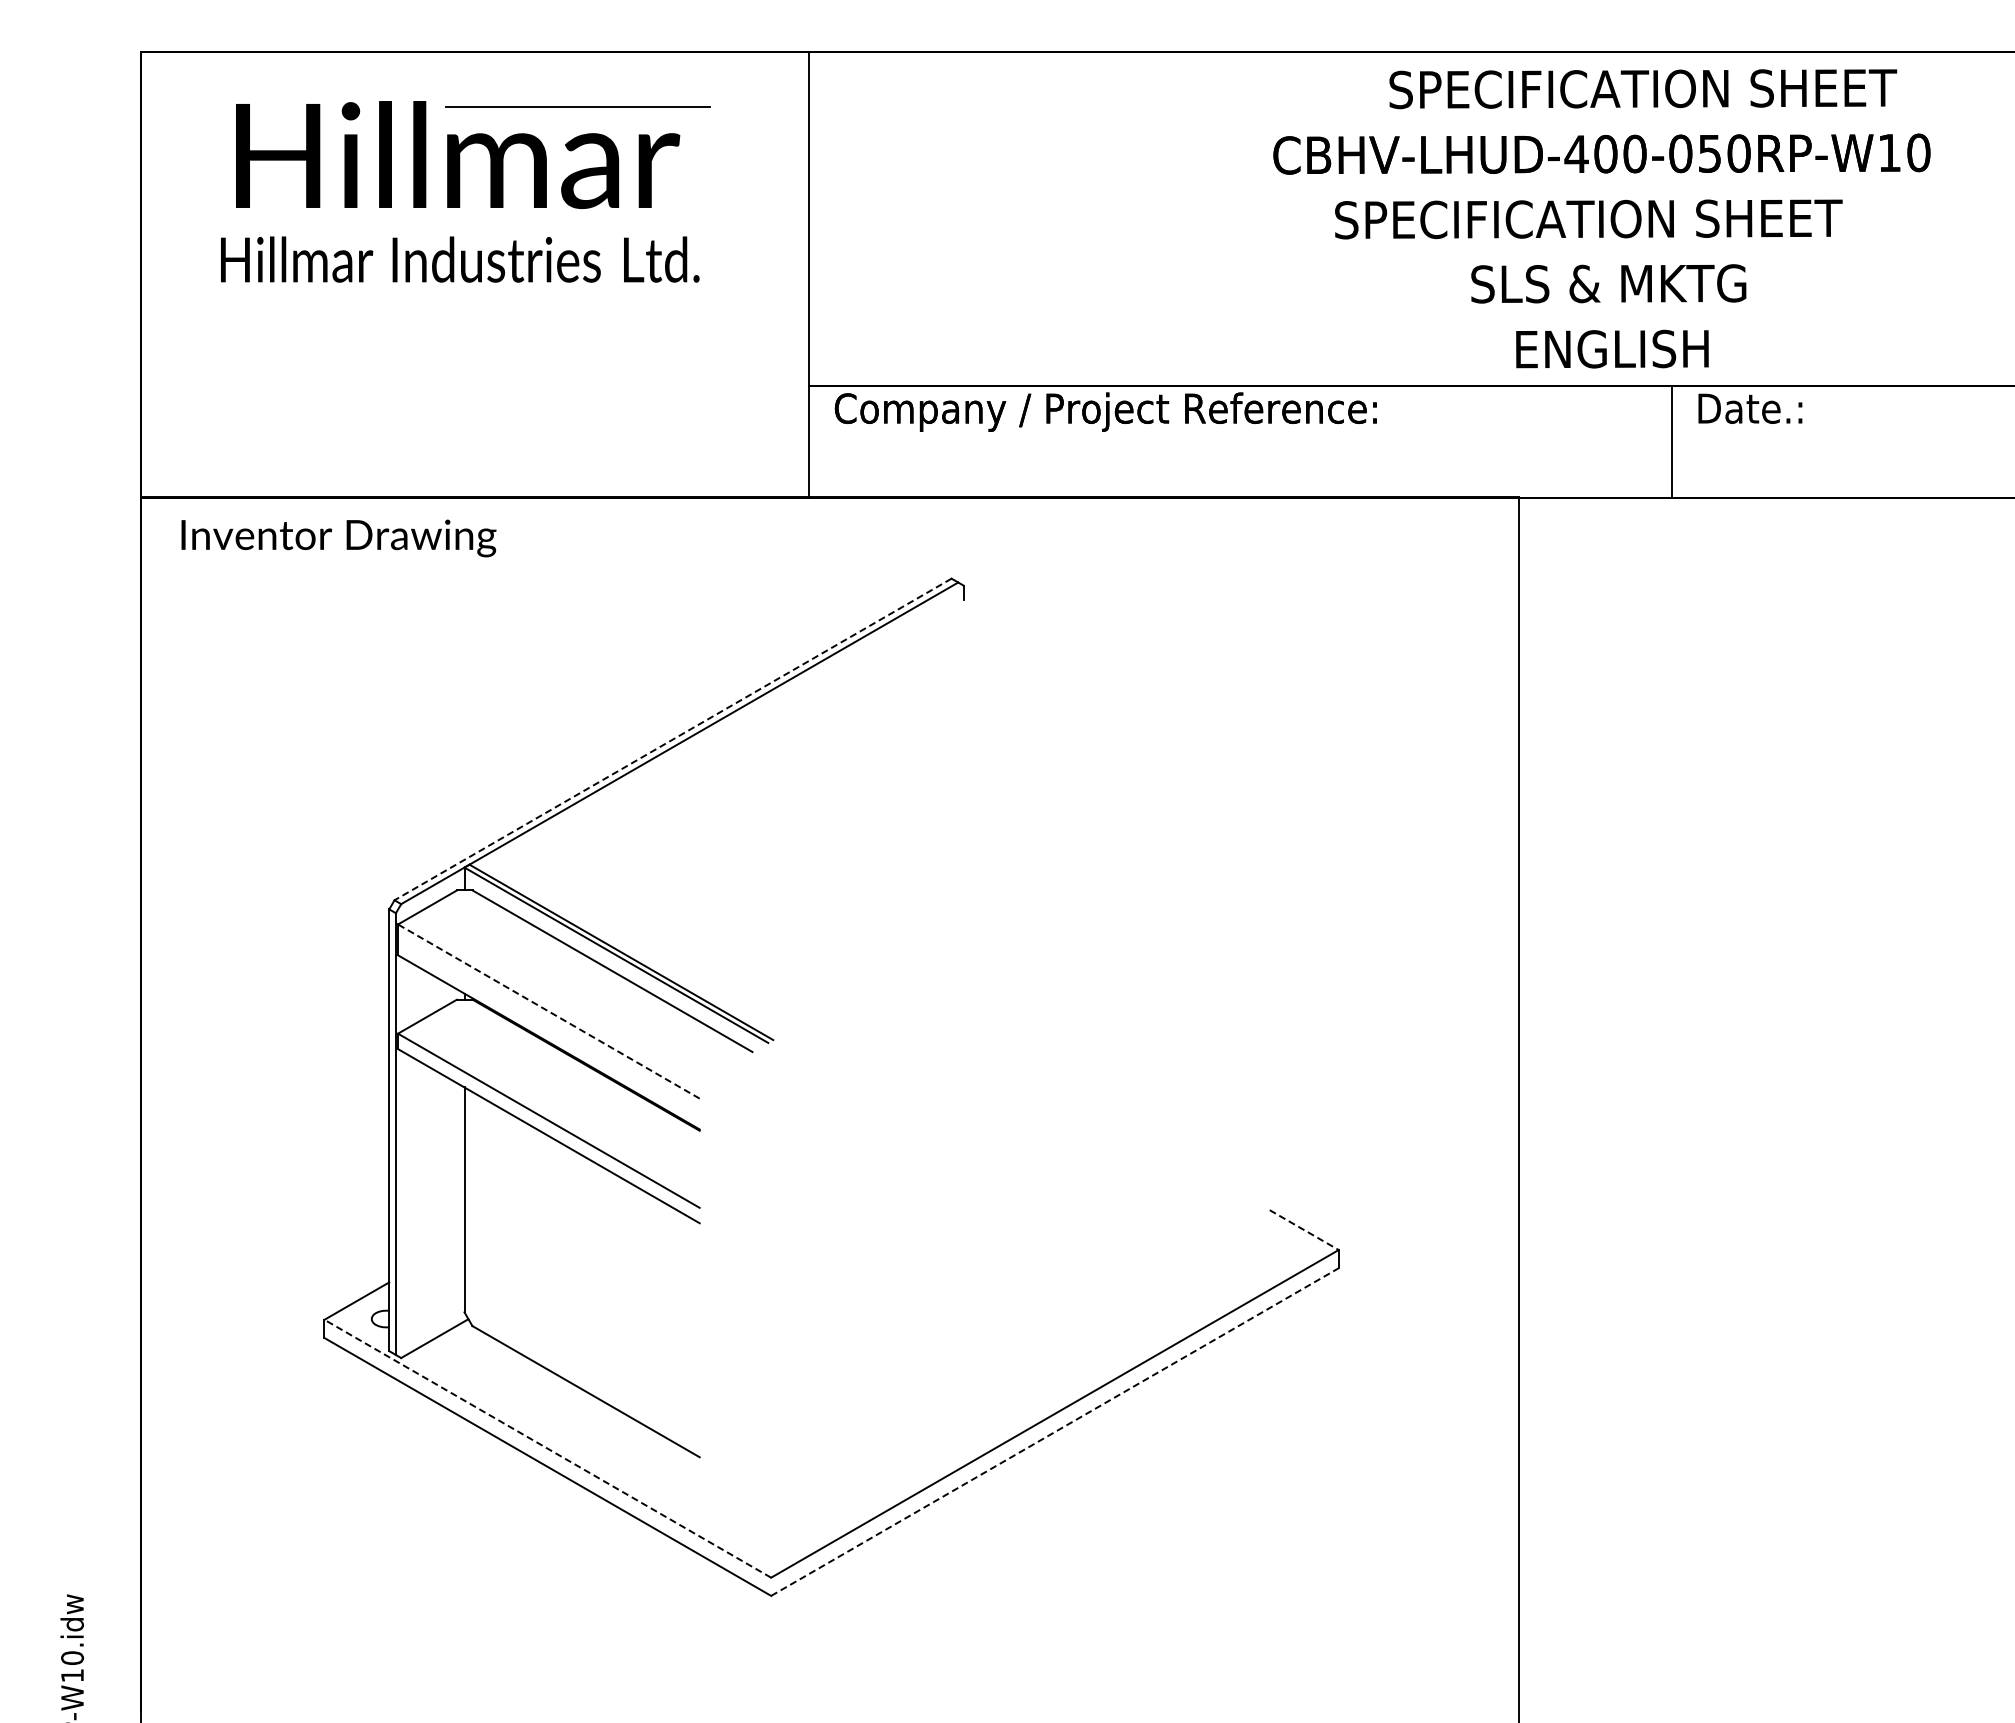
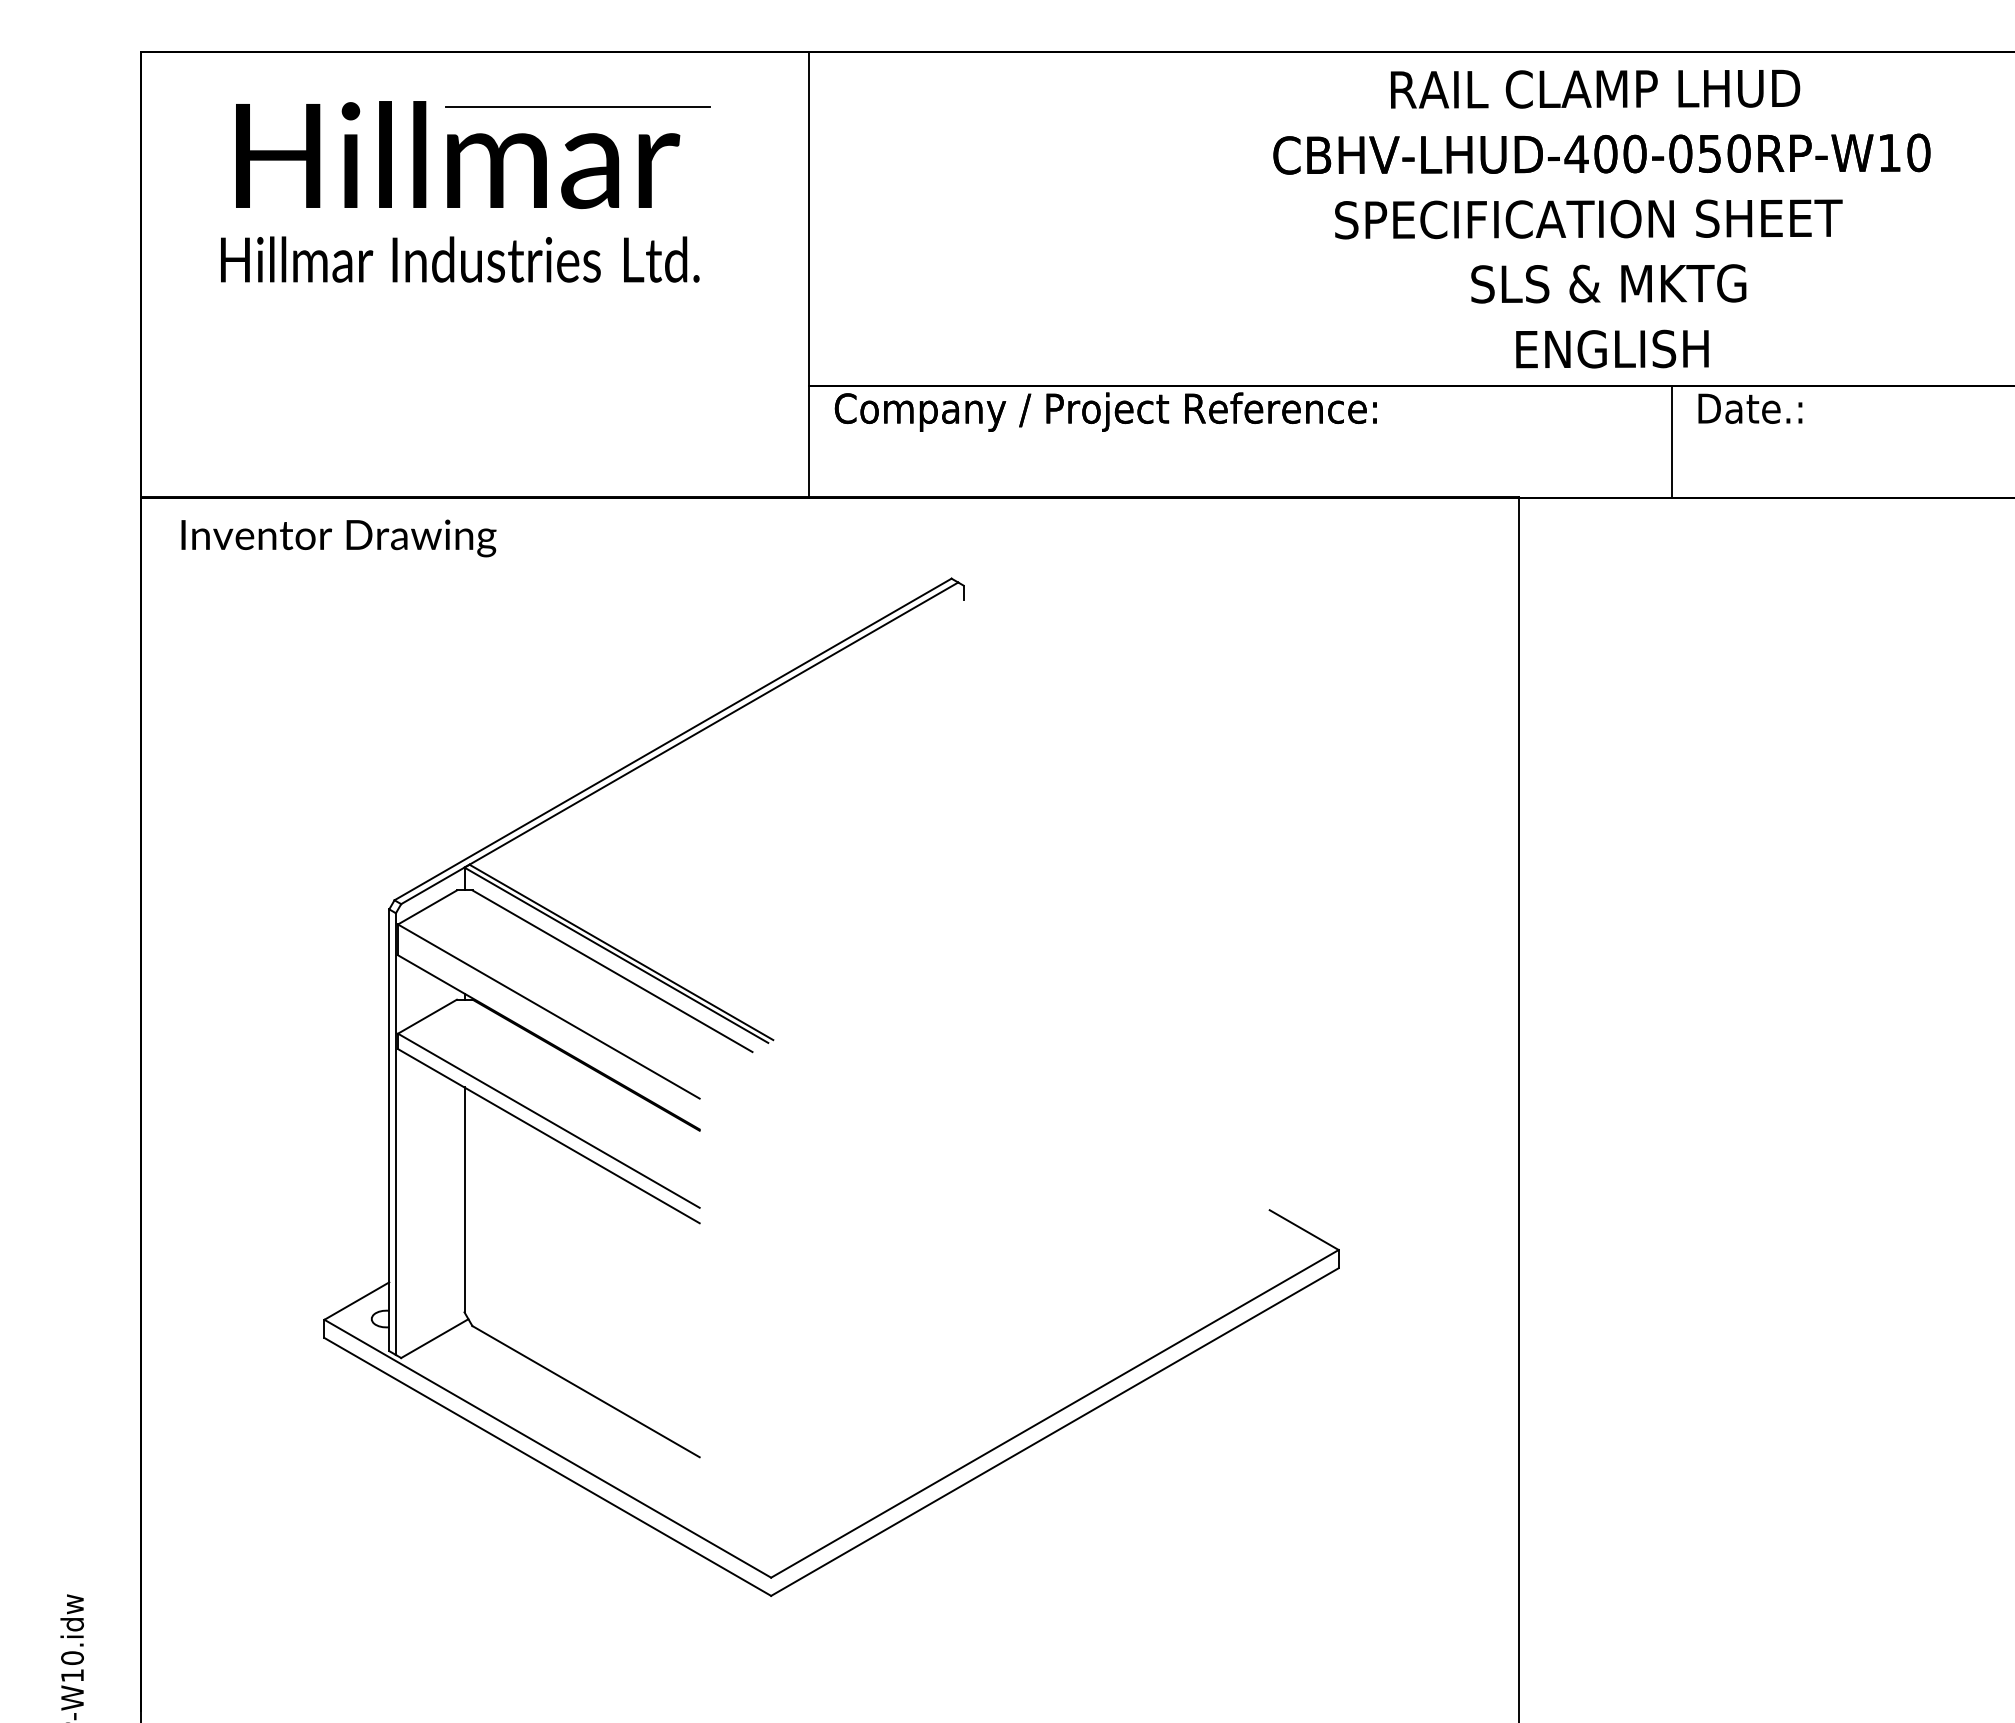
text: SPECIFICATION SHEET -> RAIL CLAMP LHUD (1643, 89)
line: dashed -> solid (673, 739)
line: dashed -> solid (548, 1011)
line: dashed -> solid (1304, 1230)
line: dashed -> solid (1054, 1432)
line: dashed -> solid (547, 1448)
